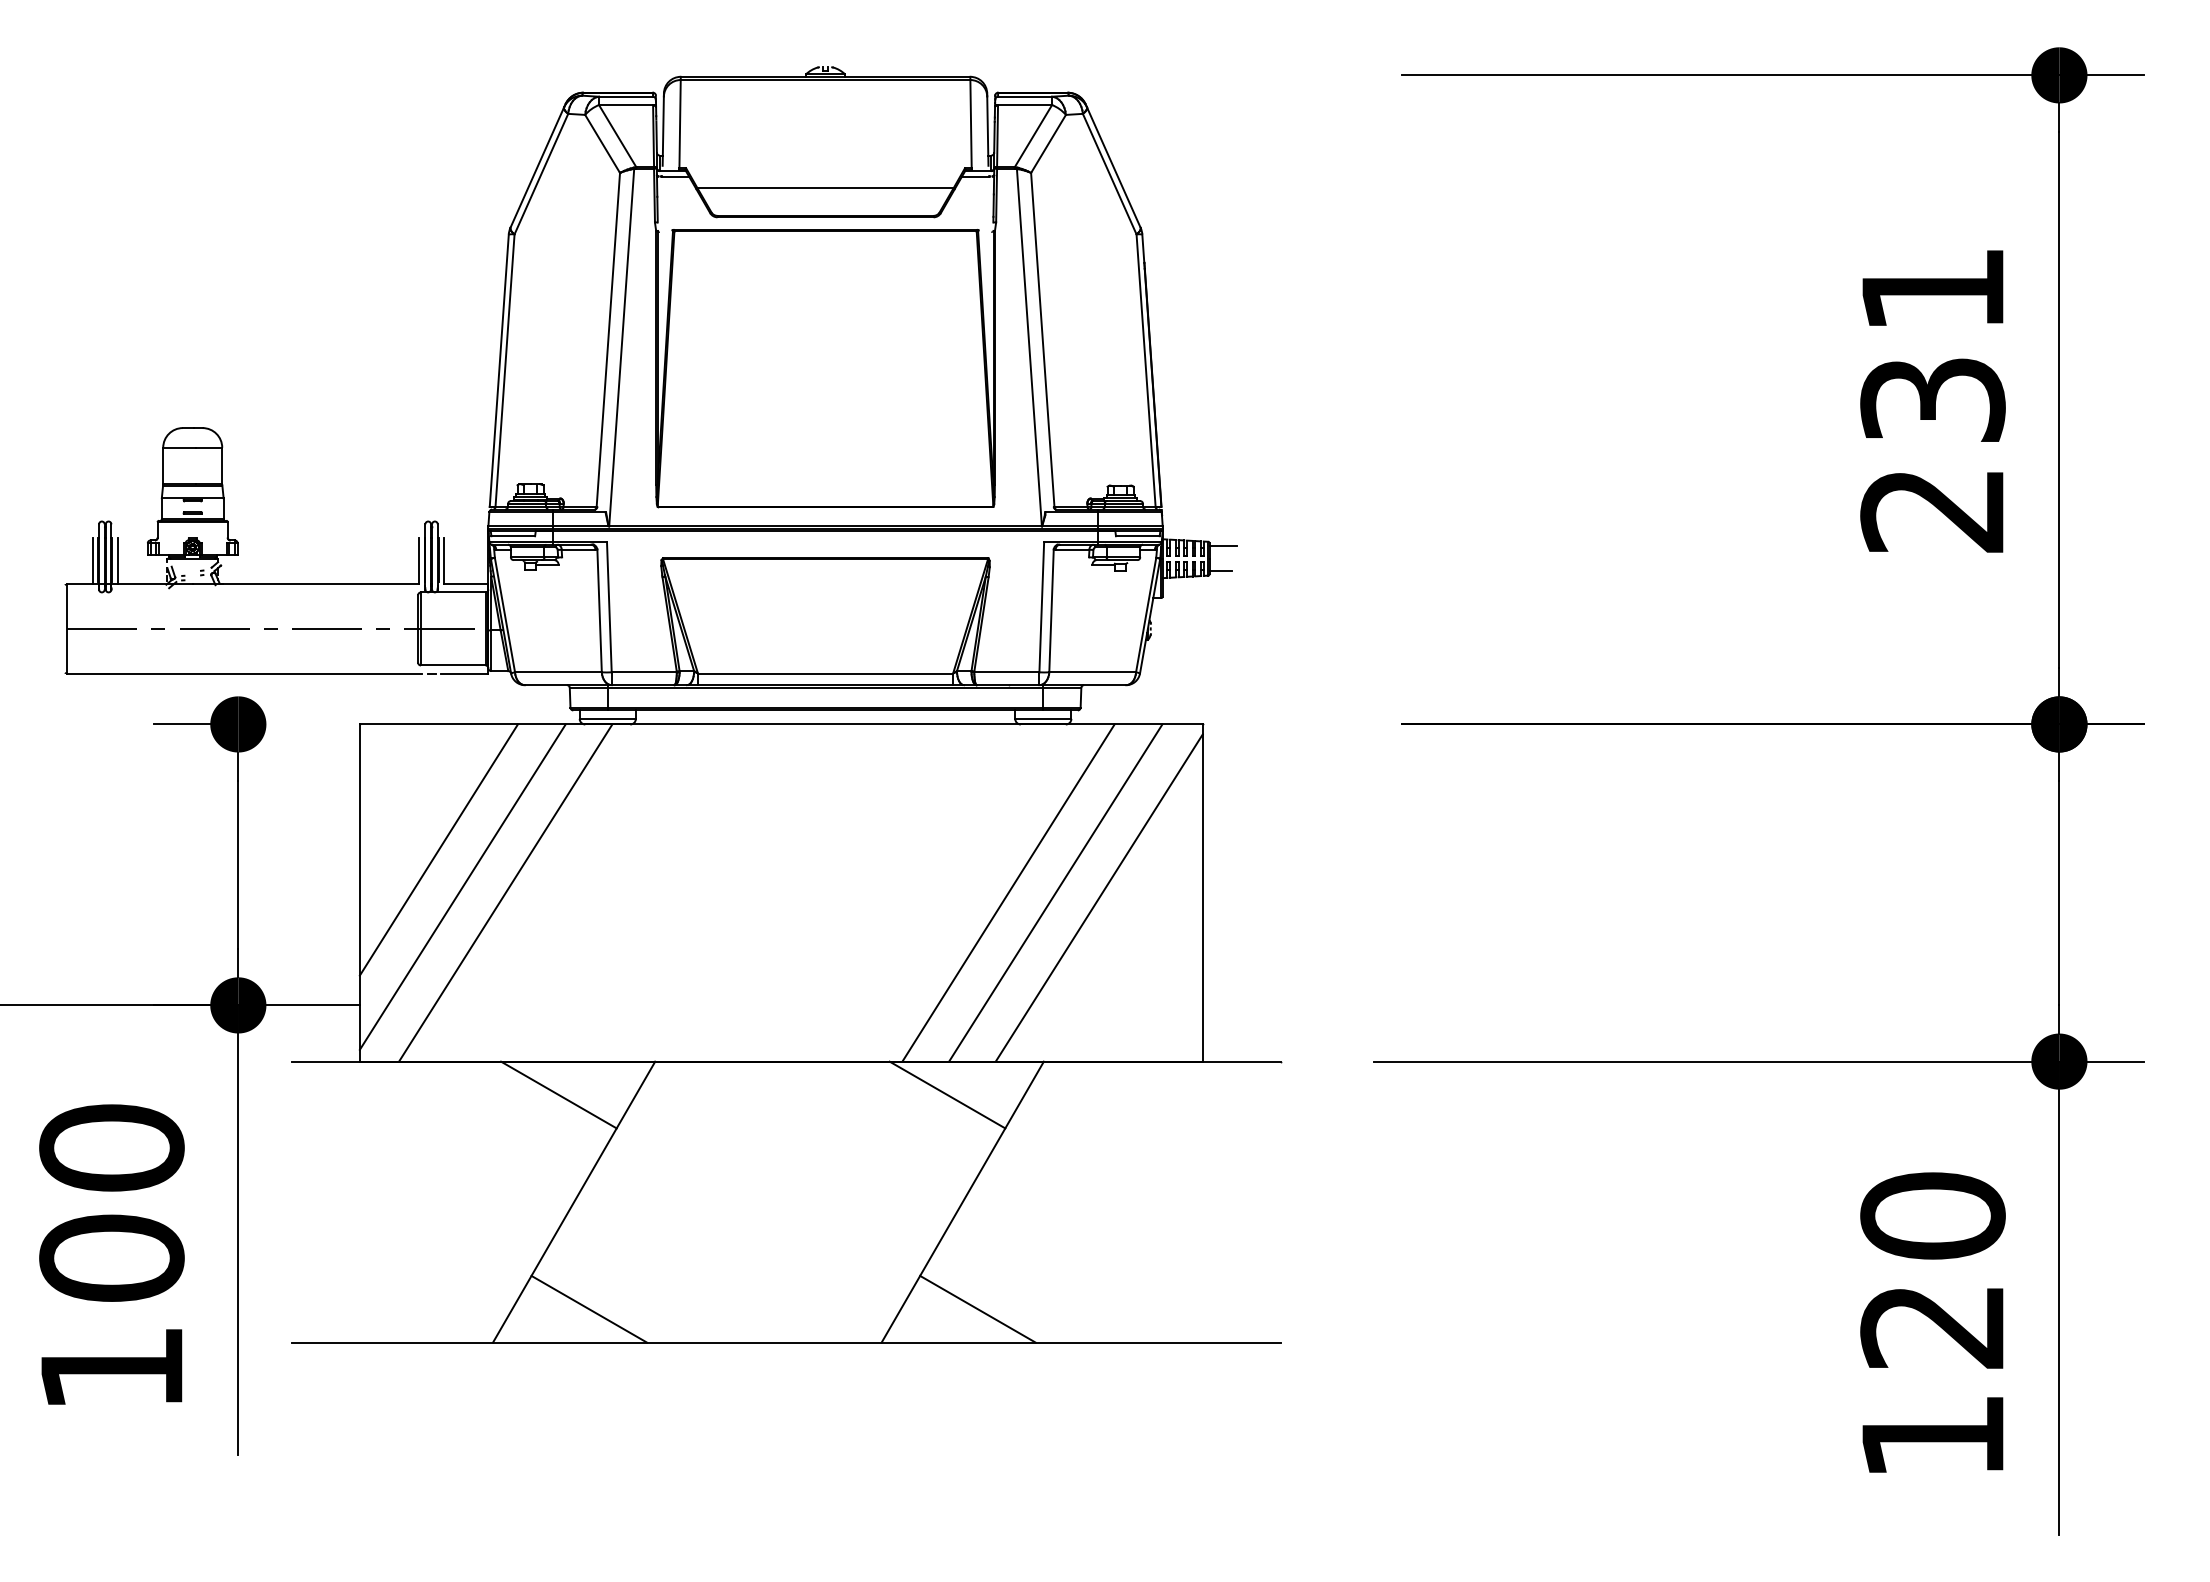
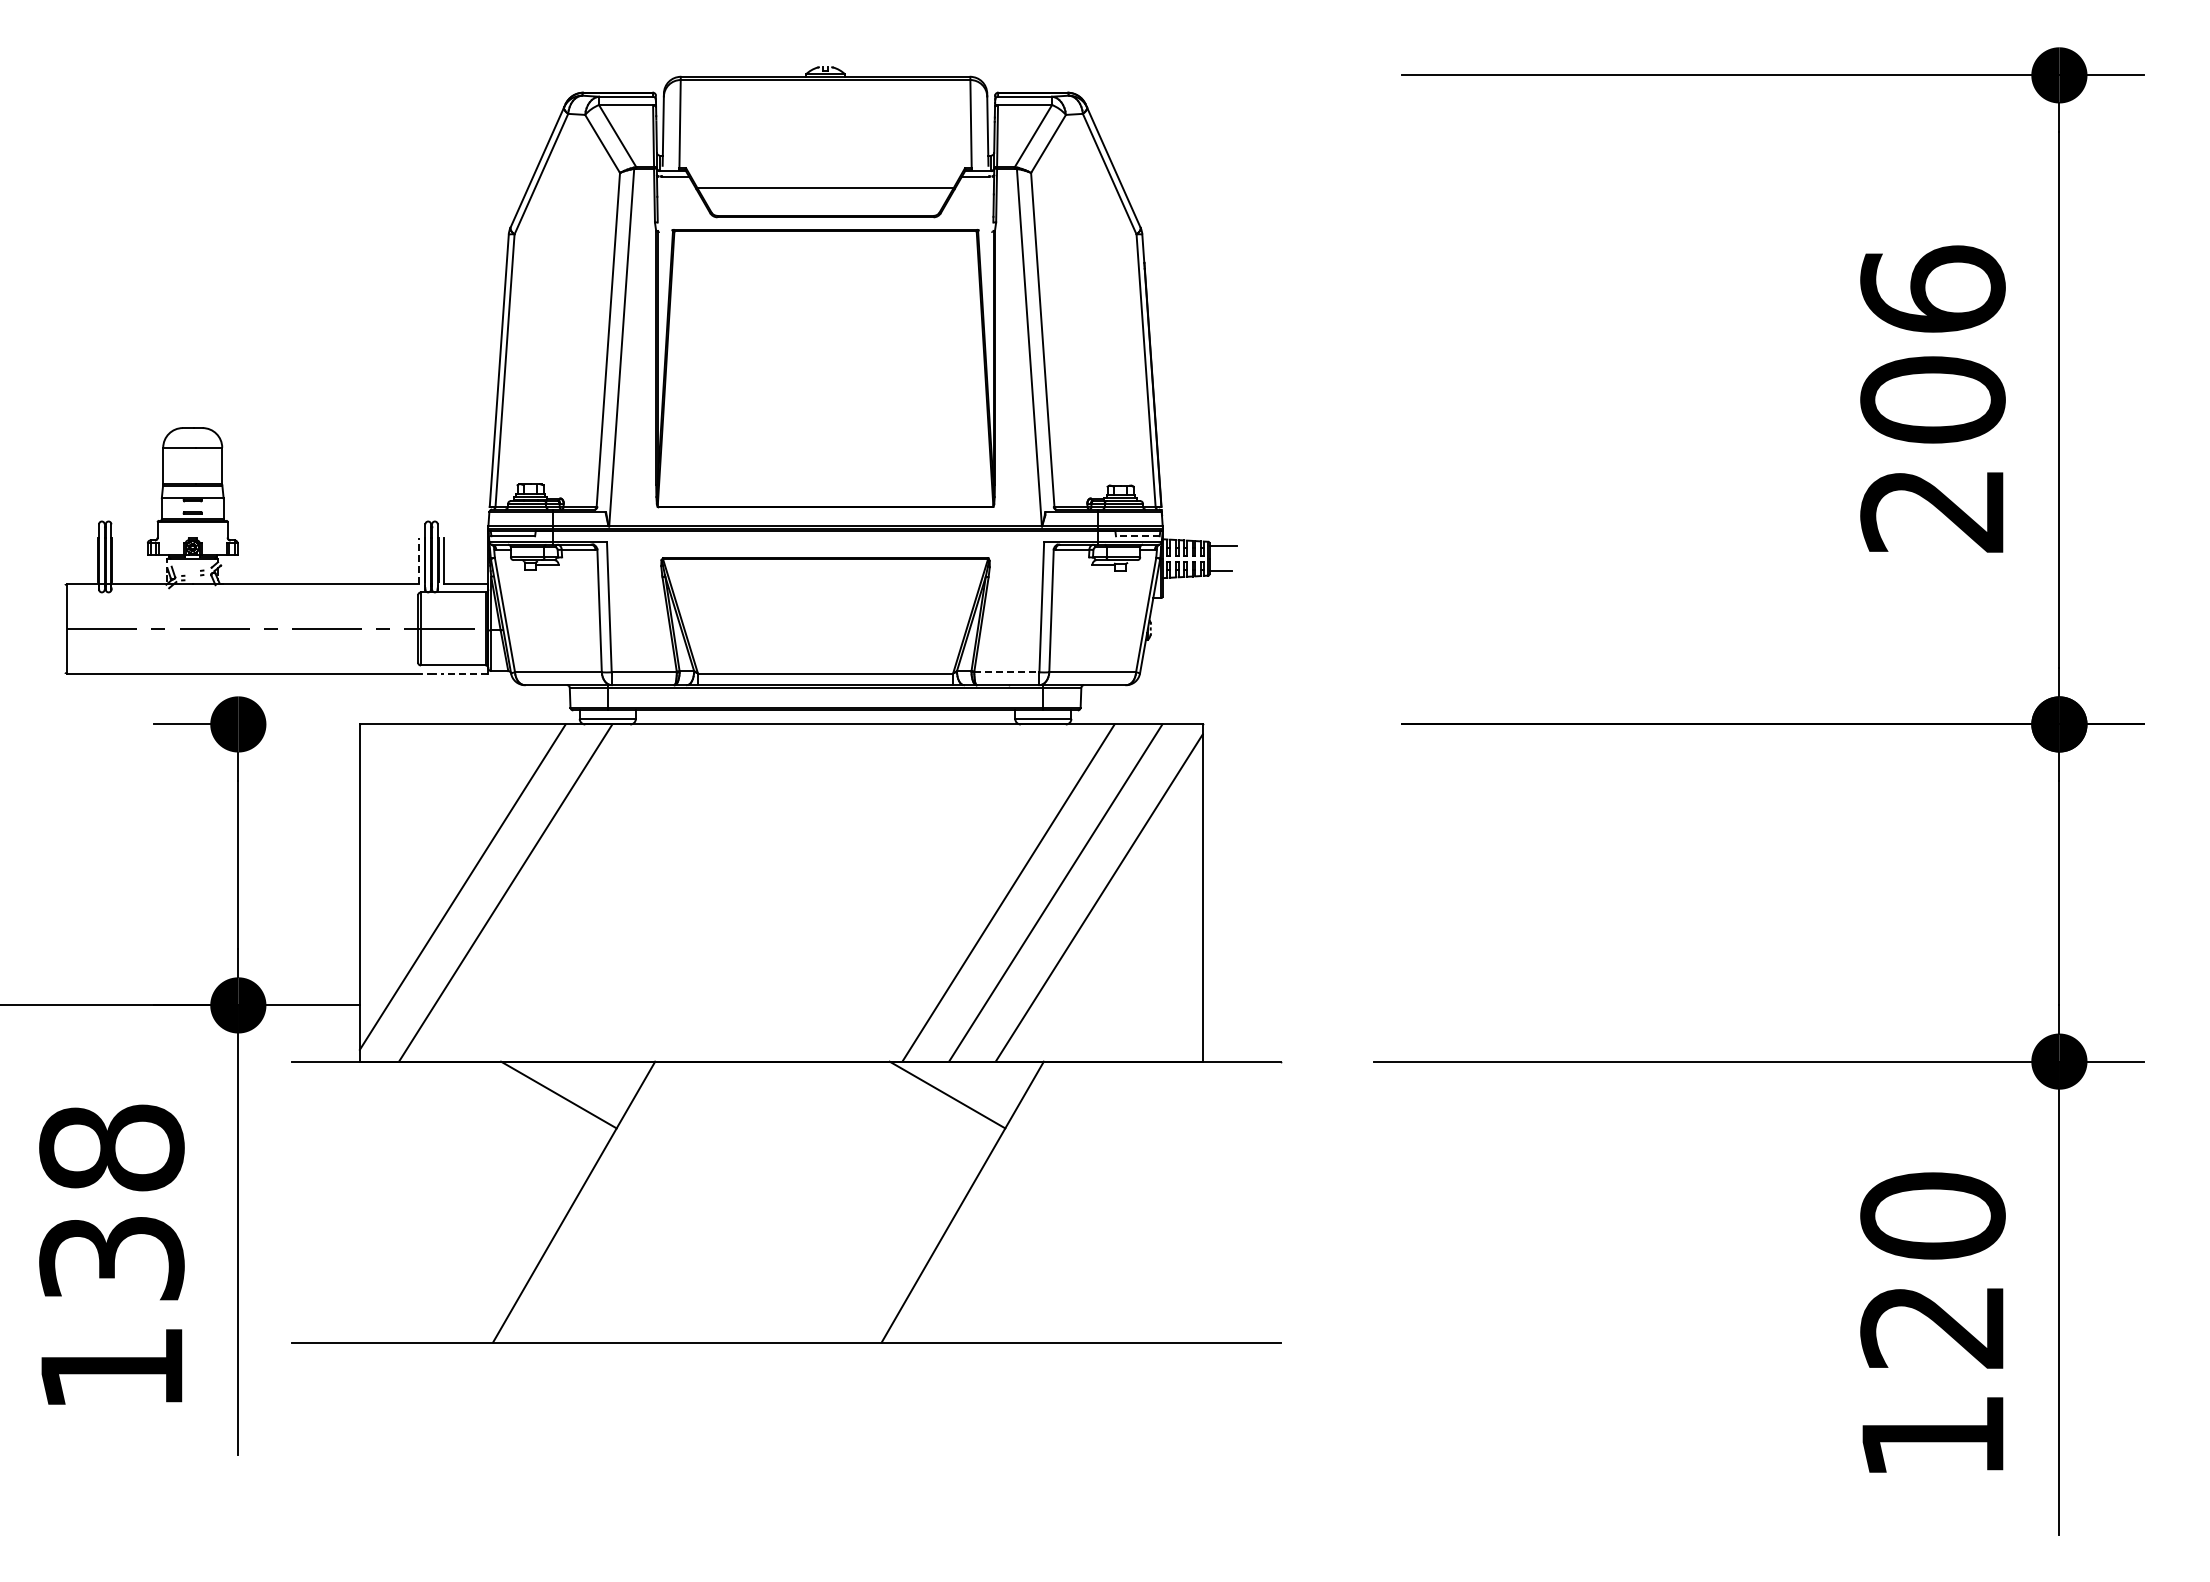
text: 231 -> 206 (1932, 344)
line: solid -> dashed (1137, 536)
line: present -> none (92, 560)
line: present -> none (117, 560)
line: solid -> dashed (418, 560)
line: solid -> dashed (1006, 672)
line: solid -> dashed (464, 673)
line: present -> none (438, 849)
text: 100 -> 138 (111, 1202)
line: present -> none (589, 1308)
line: present -> none (977, 1308)
